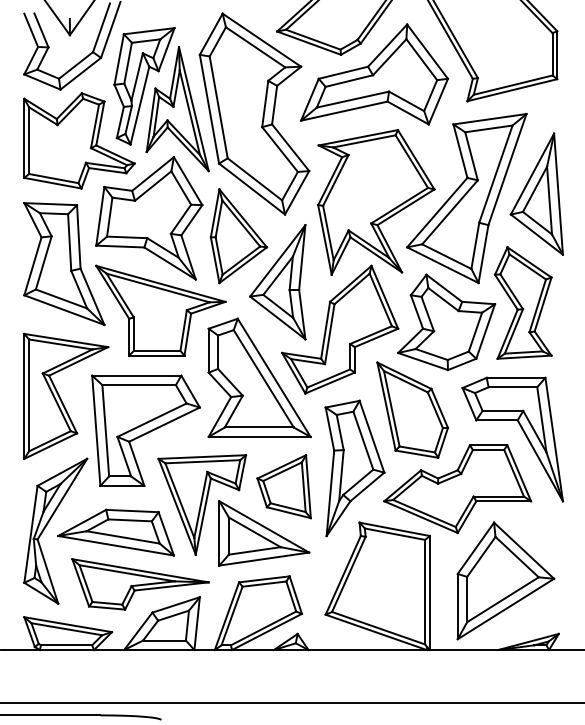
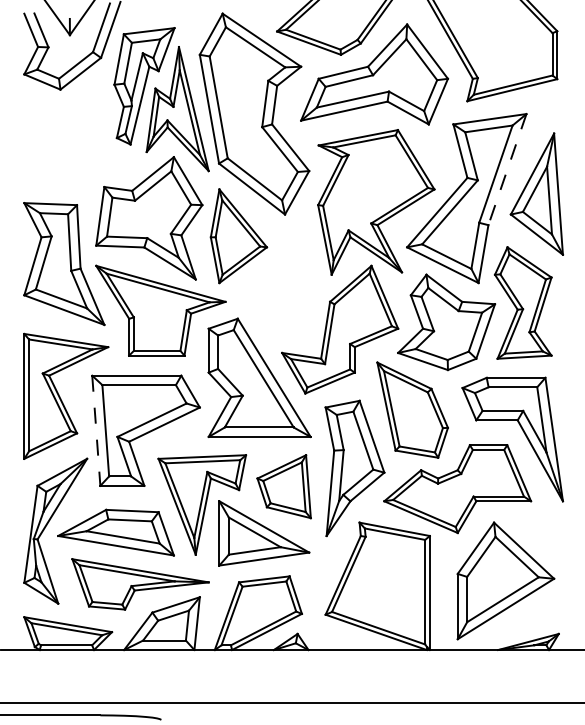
part: present -> none (79, 140)
line: solid -> dashed (507, 169)
part: present -> none (277, 282)
line: solid -> dashed (96, 431)
